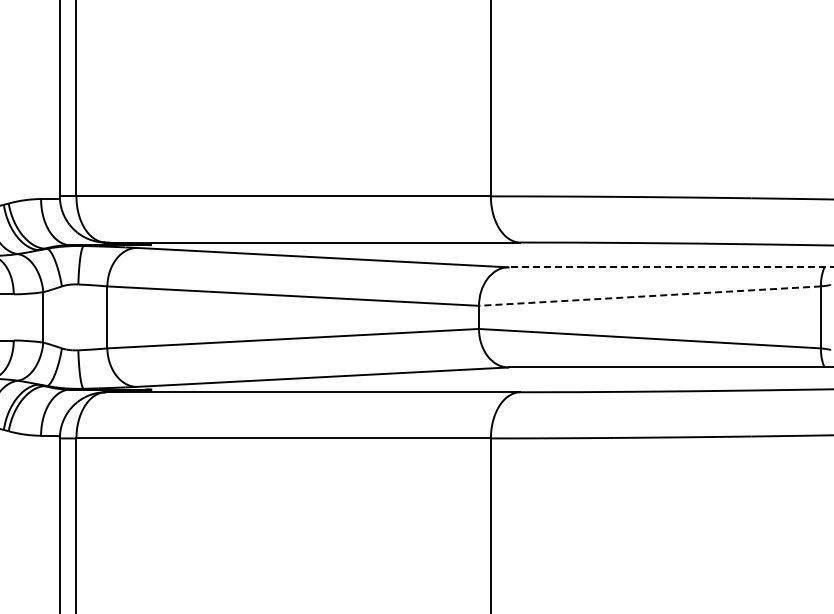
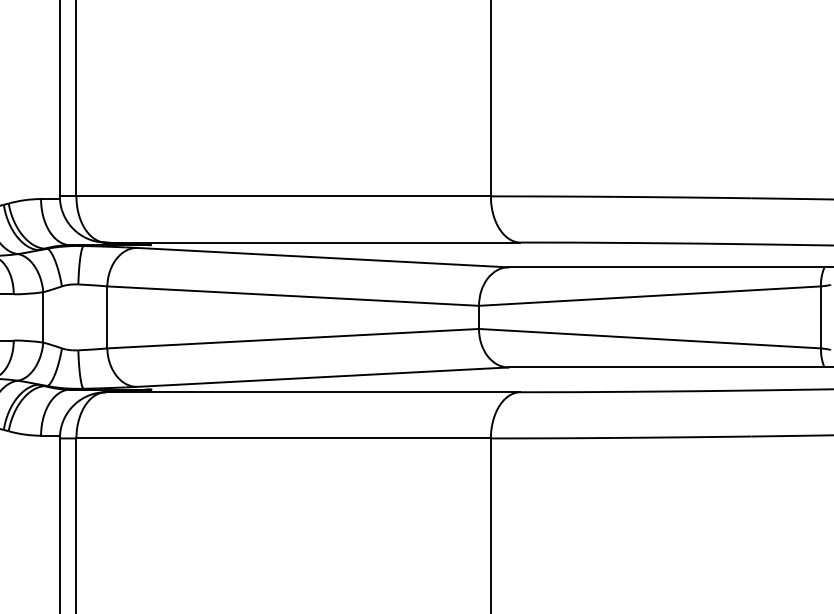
line: dashed -> solid (670, 267)
line: dashed -> solid (649, 296)
